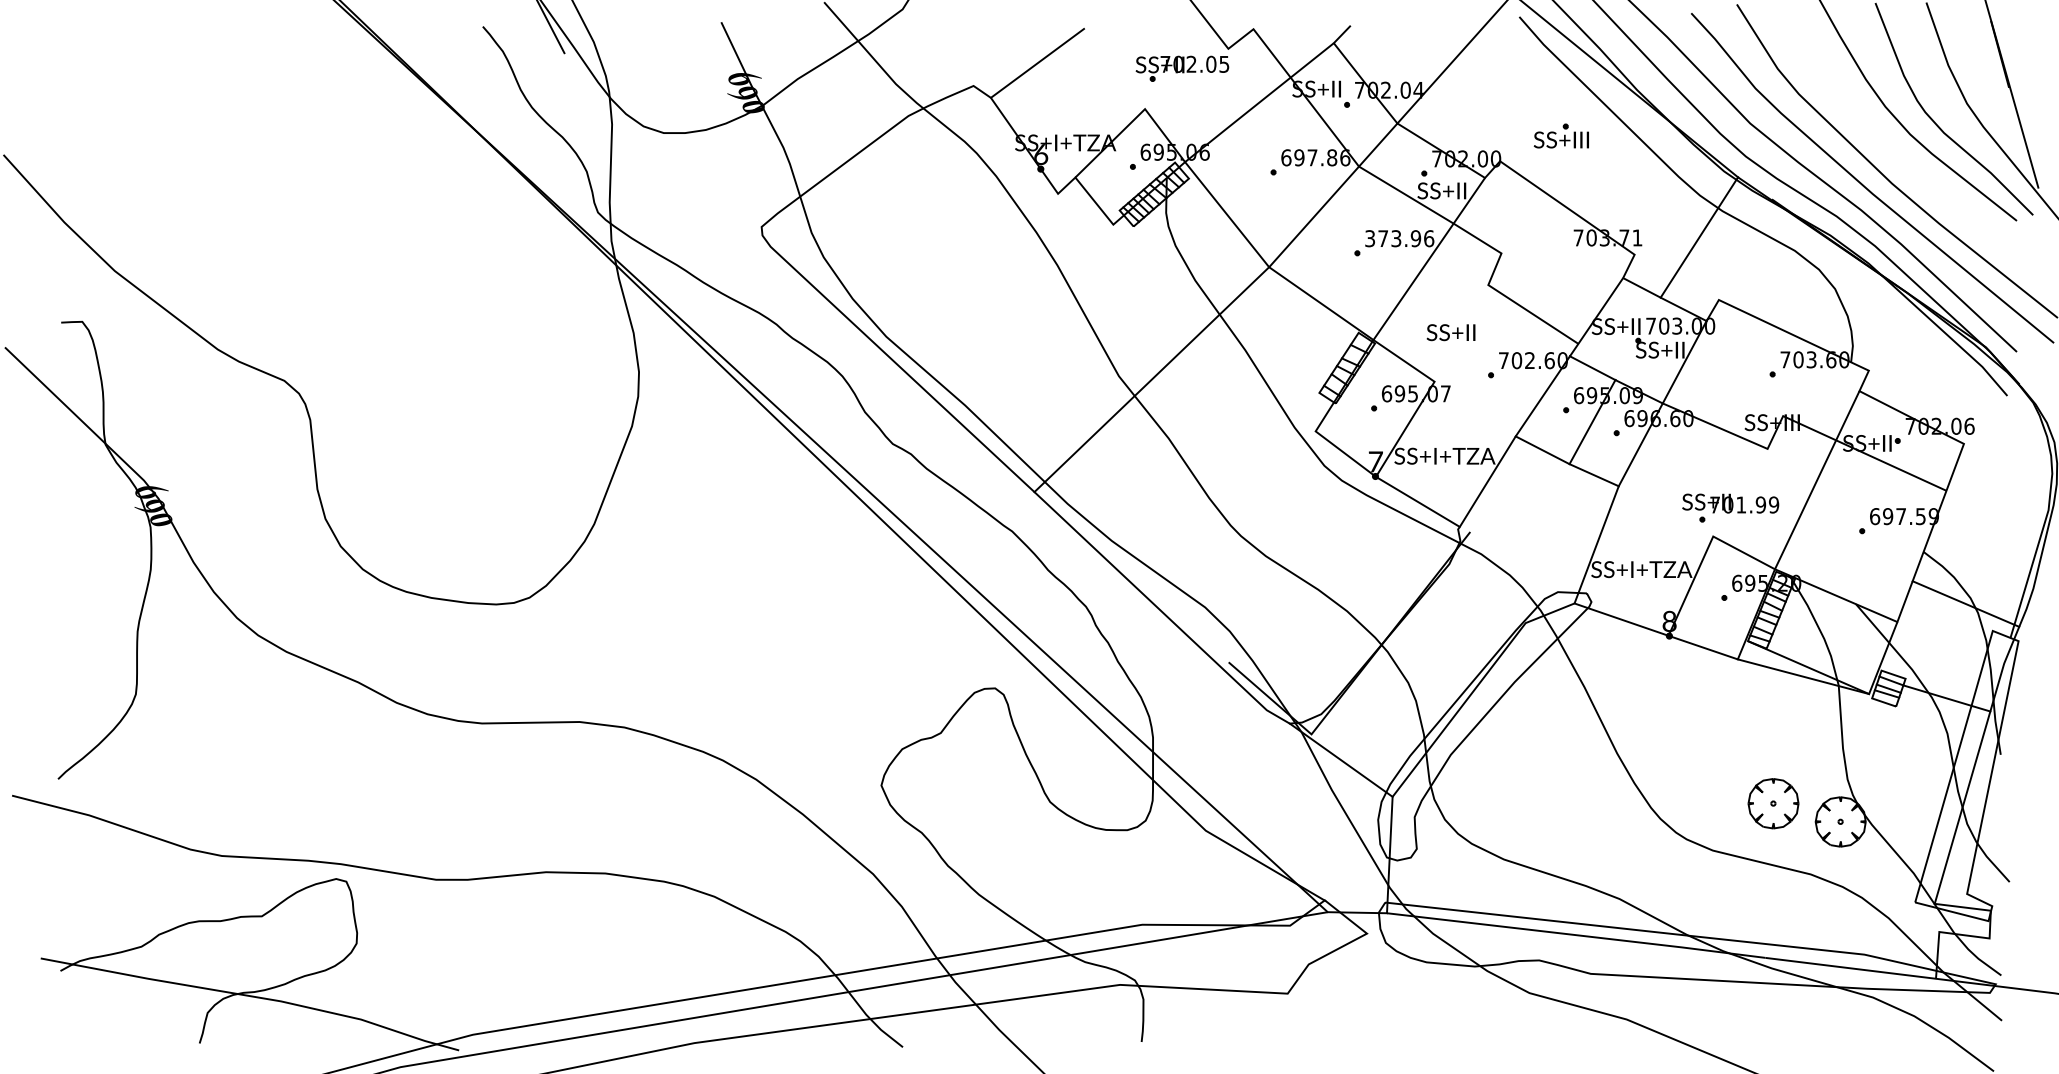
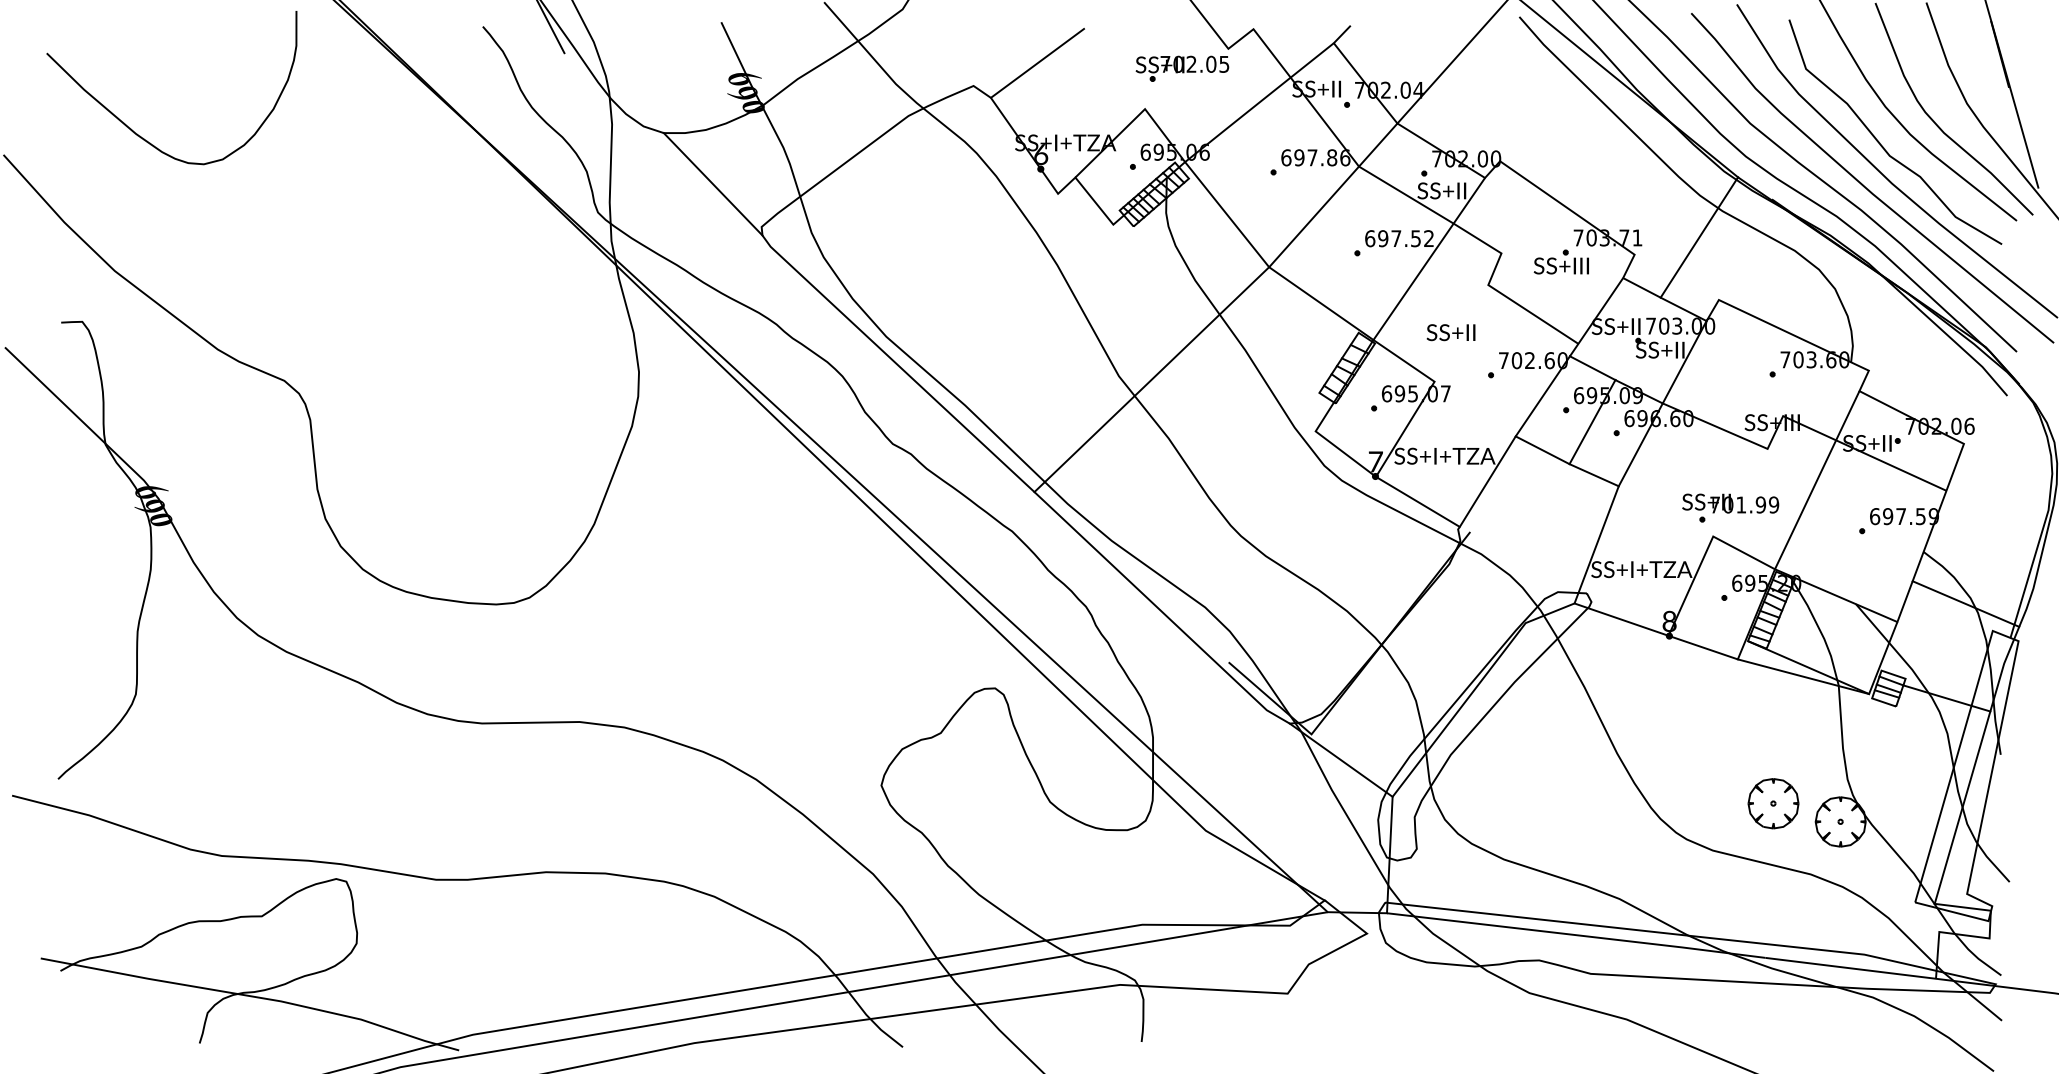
curve: none -> present (140, 135)
part position: (1560, 135) -> (1560, 261) (1560, 261)
curve: none -> present (1880, 142)
line: none -> present (712, 184)
text: 373.96 -> 697.52 (1399, 238)
